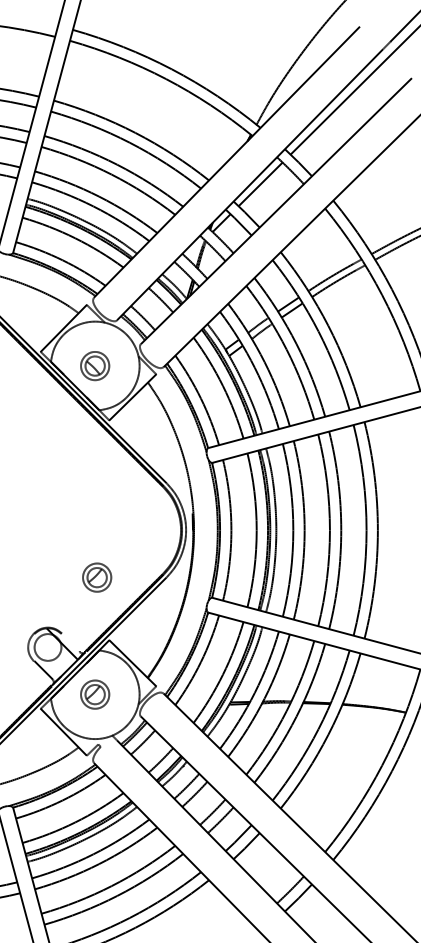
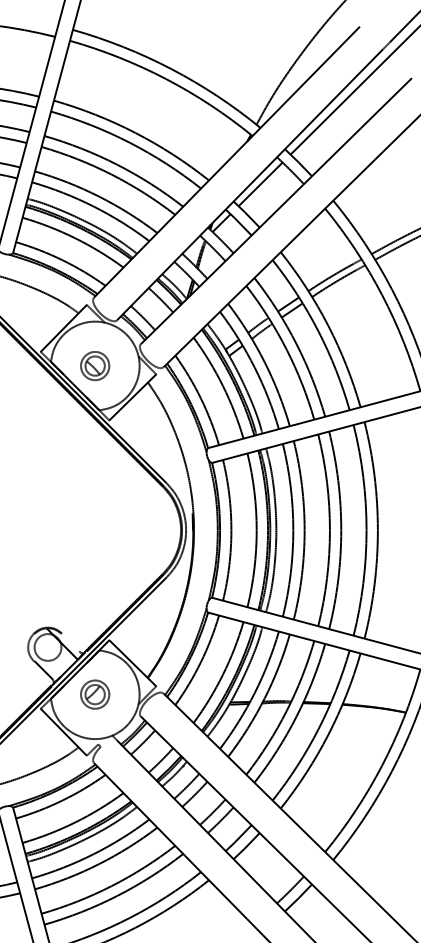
part: present -> none (97, 577)
